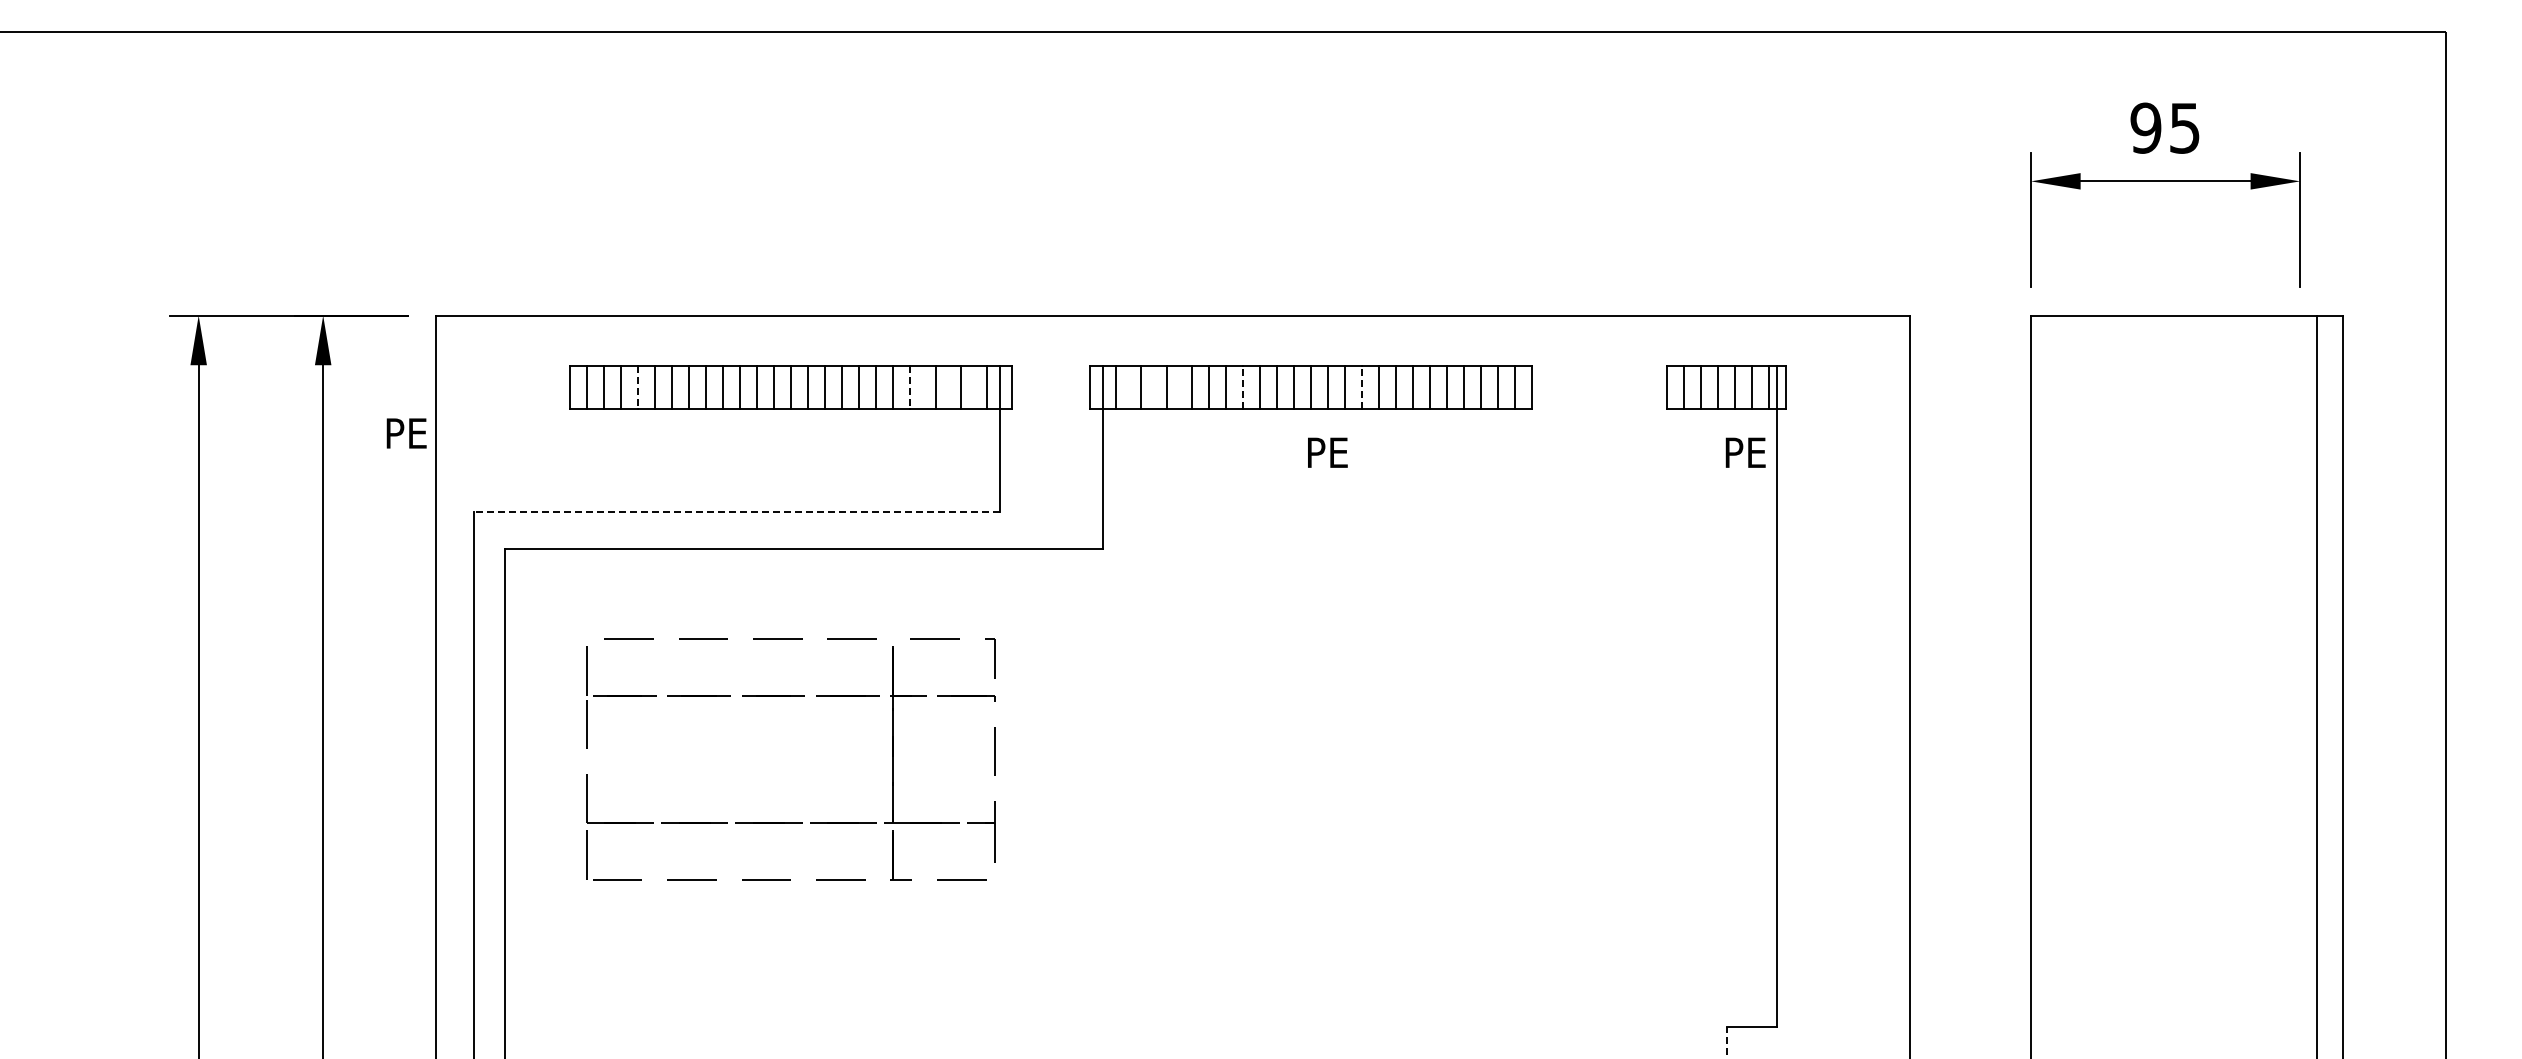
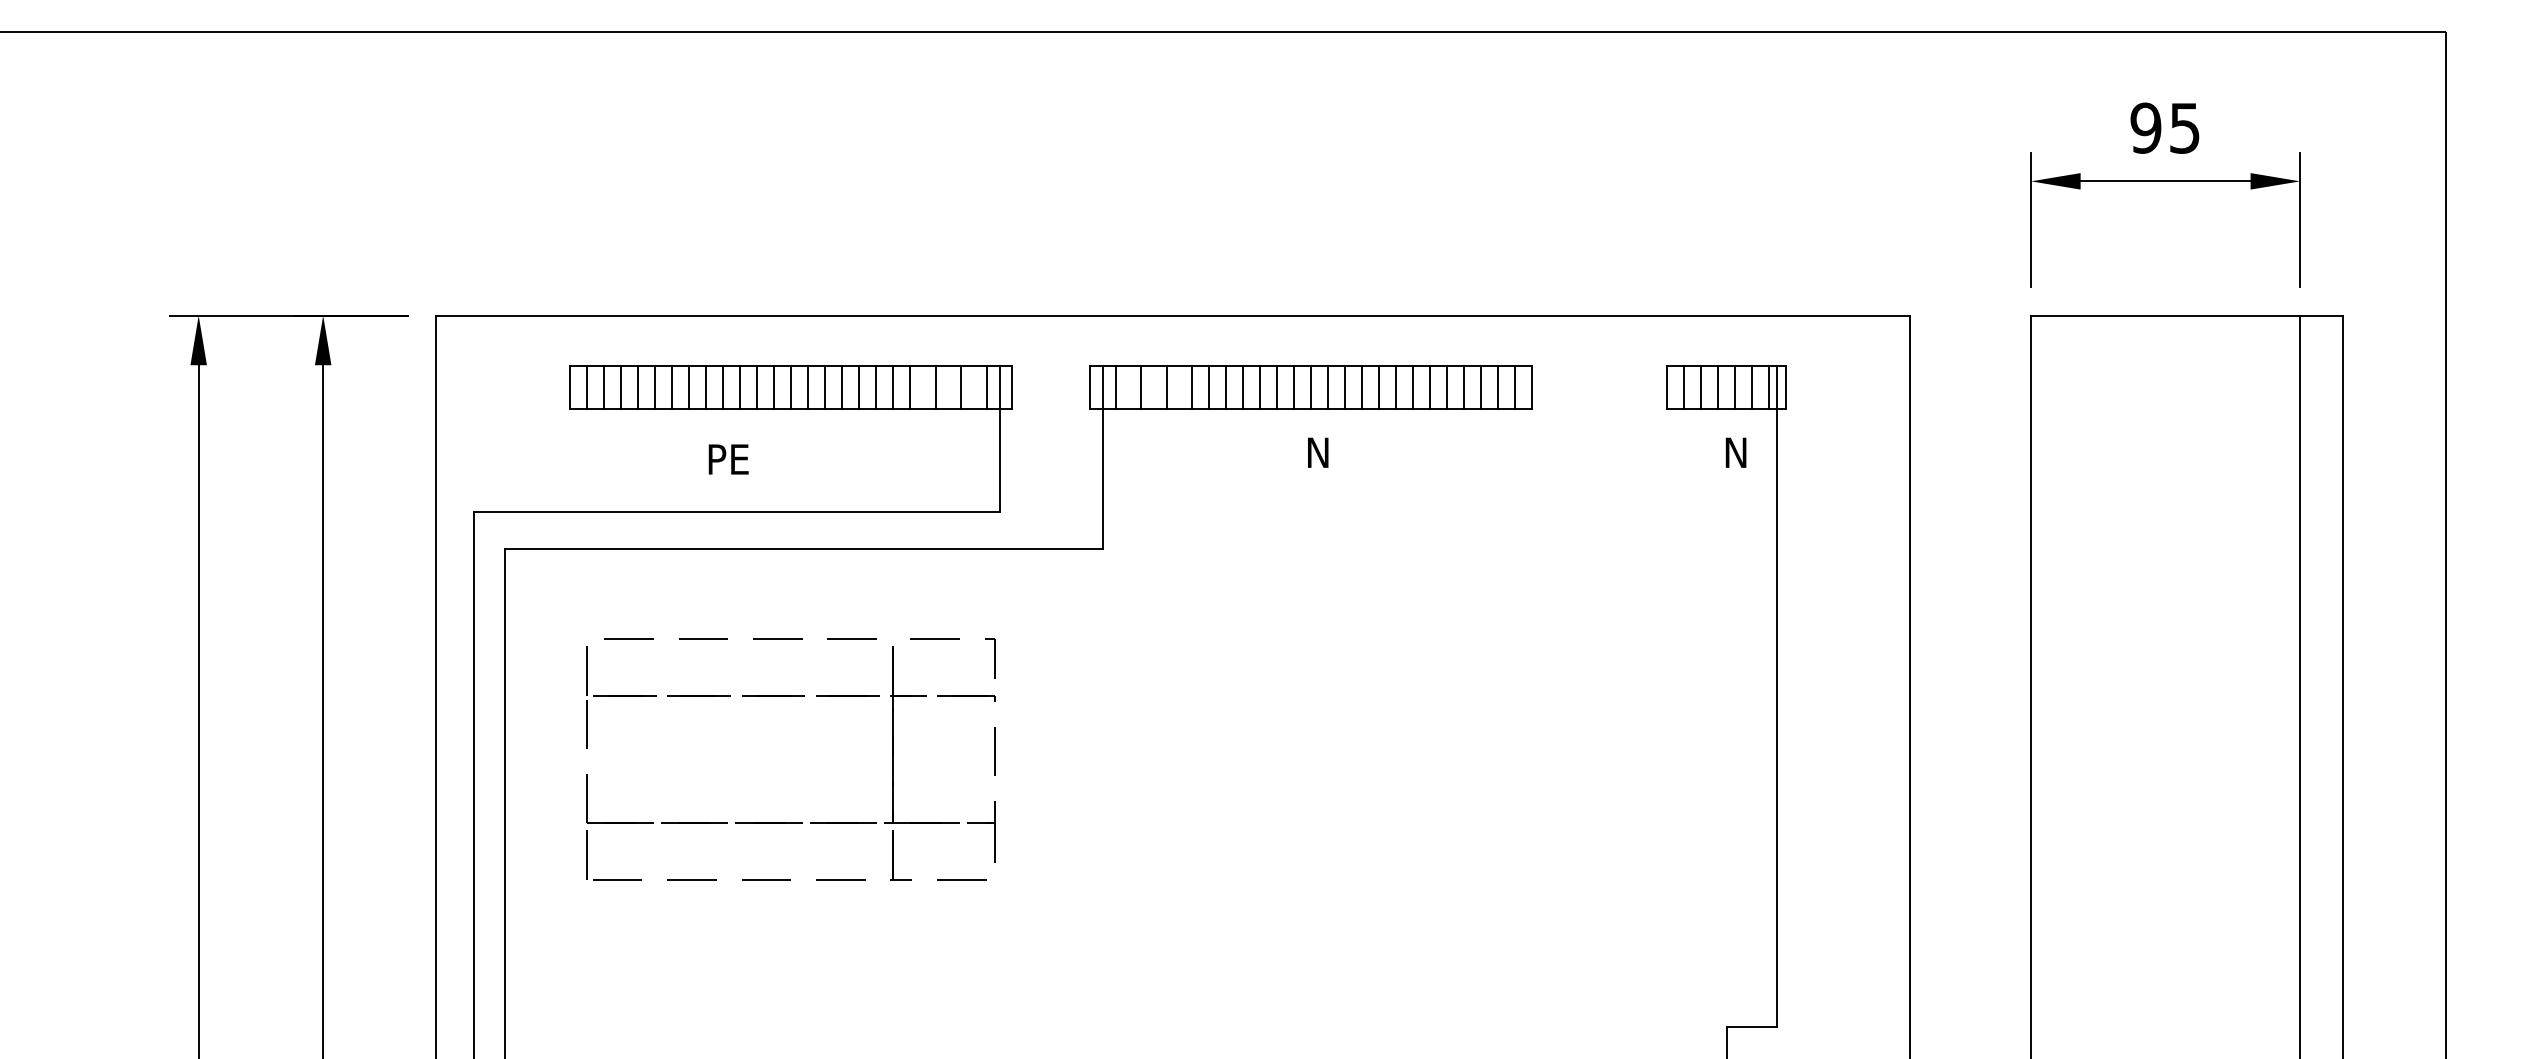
line: dashed -> solid (1243, 386)
line: dashed -> solid (1362, 386)
line: dashed -> solid (638, 387)
line: dashed -> solid (910, 387)
text position: (406, 433) -> (728, 459) (728, 459)
text: PE -> N (1329, 452)
text: PE -> N (1747, 452)
line: dashed -> solid (737, 511)
line position: (2317, 685) -> (2300, 685) (2300, 685)
line: dashed -> solid (1727, 1043)
